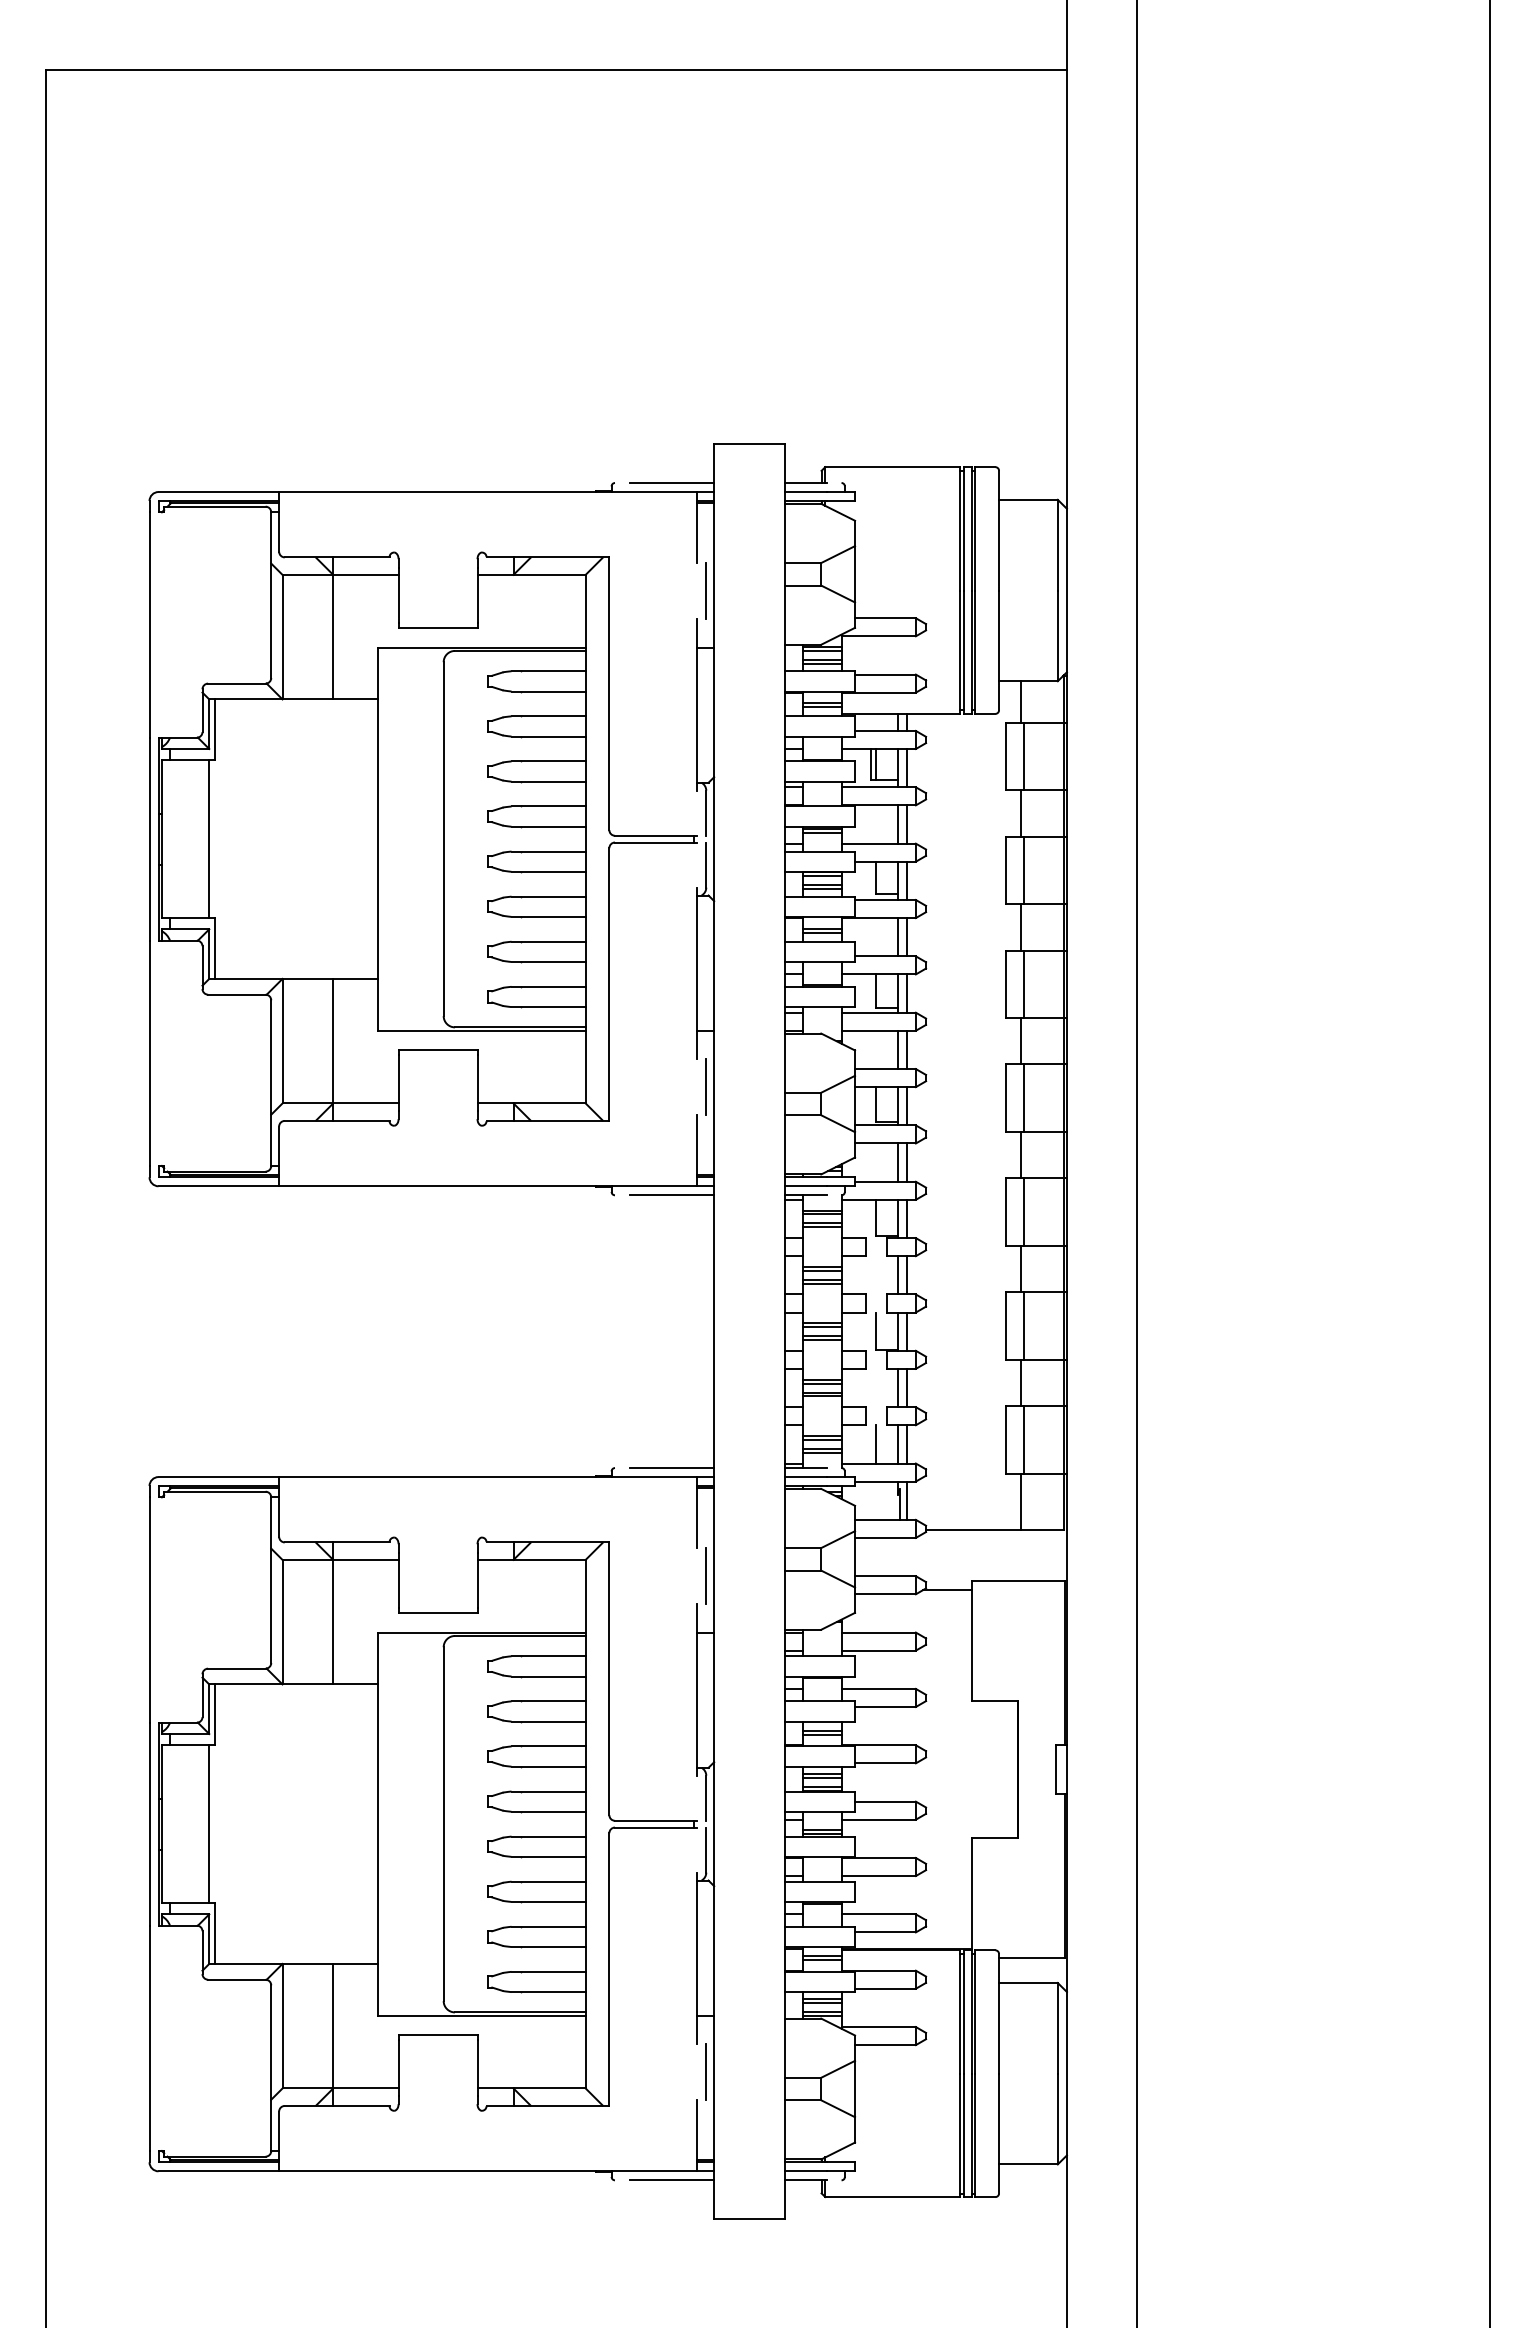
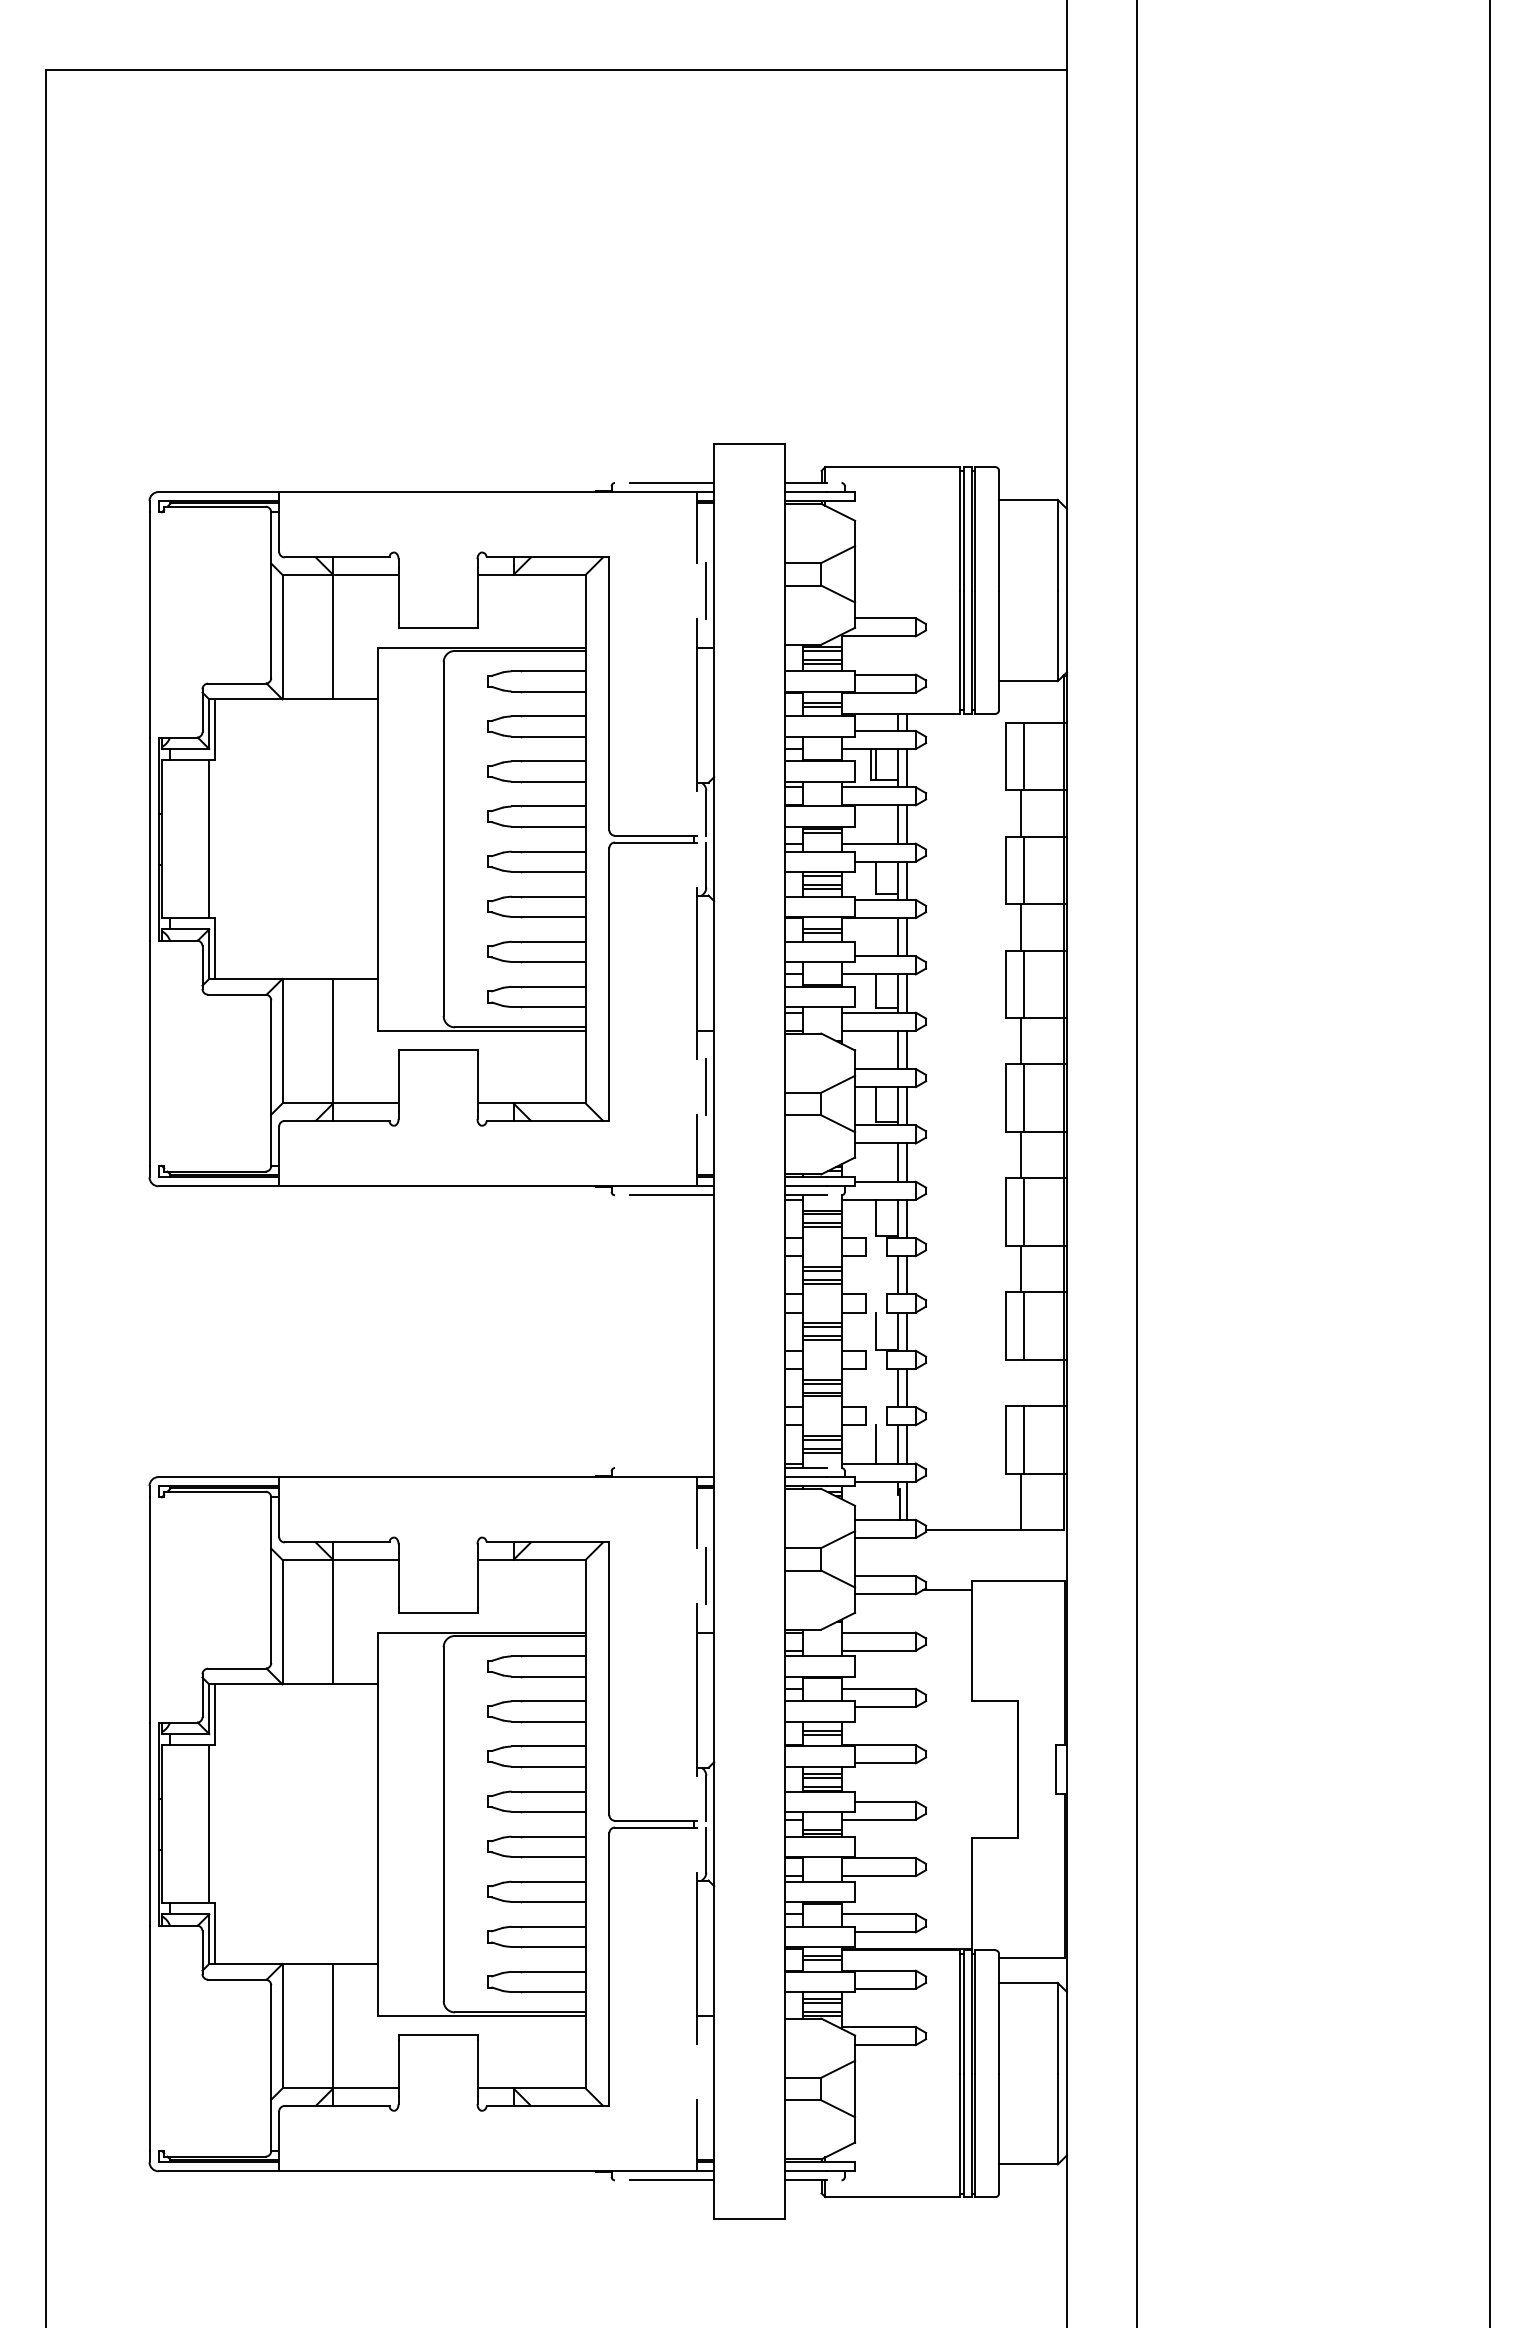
line: present -> none (1020, 701)
line: present -> none (1020, 1382)
line: present -> none (671, 1468)
line: present -> none (706, 2071)
